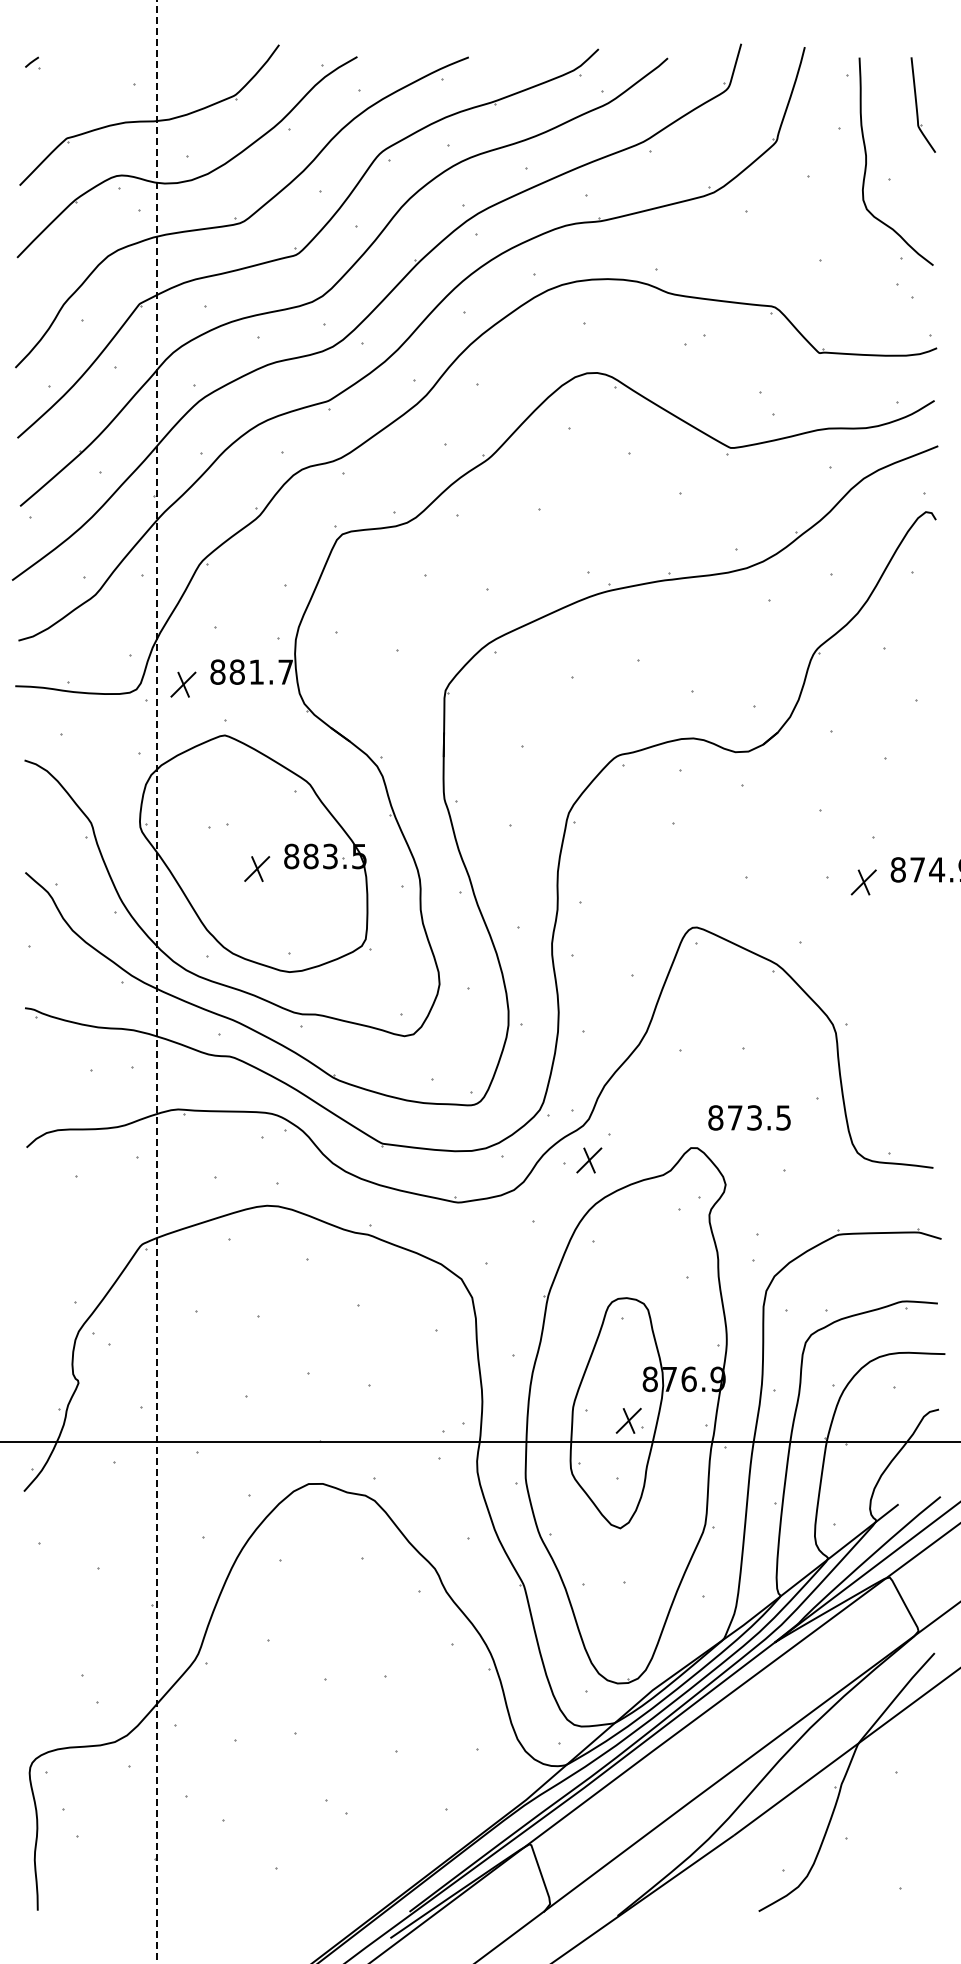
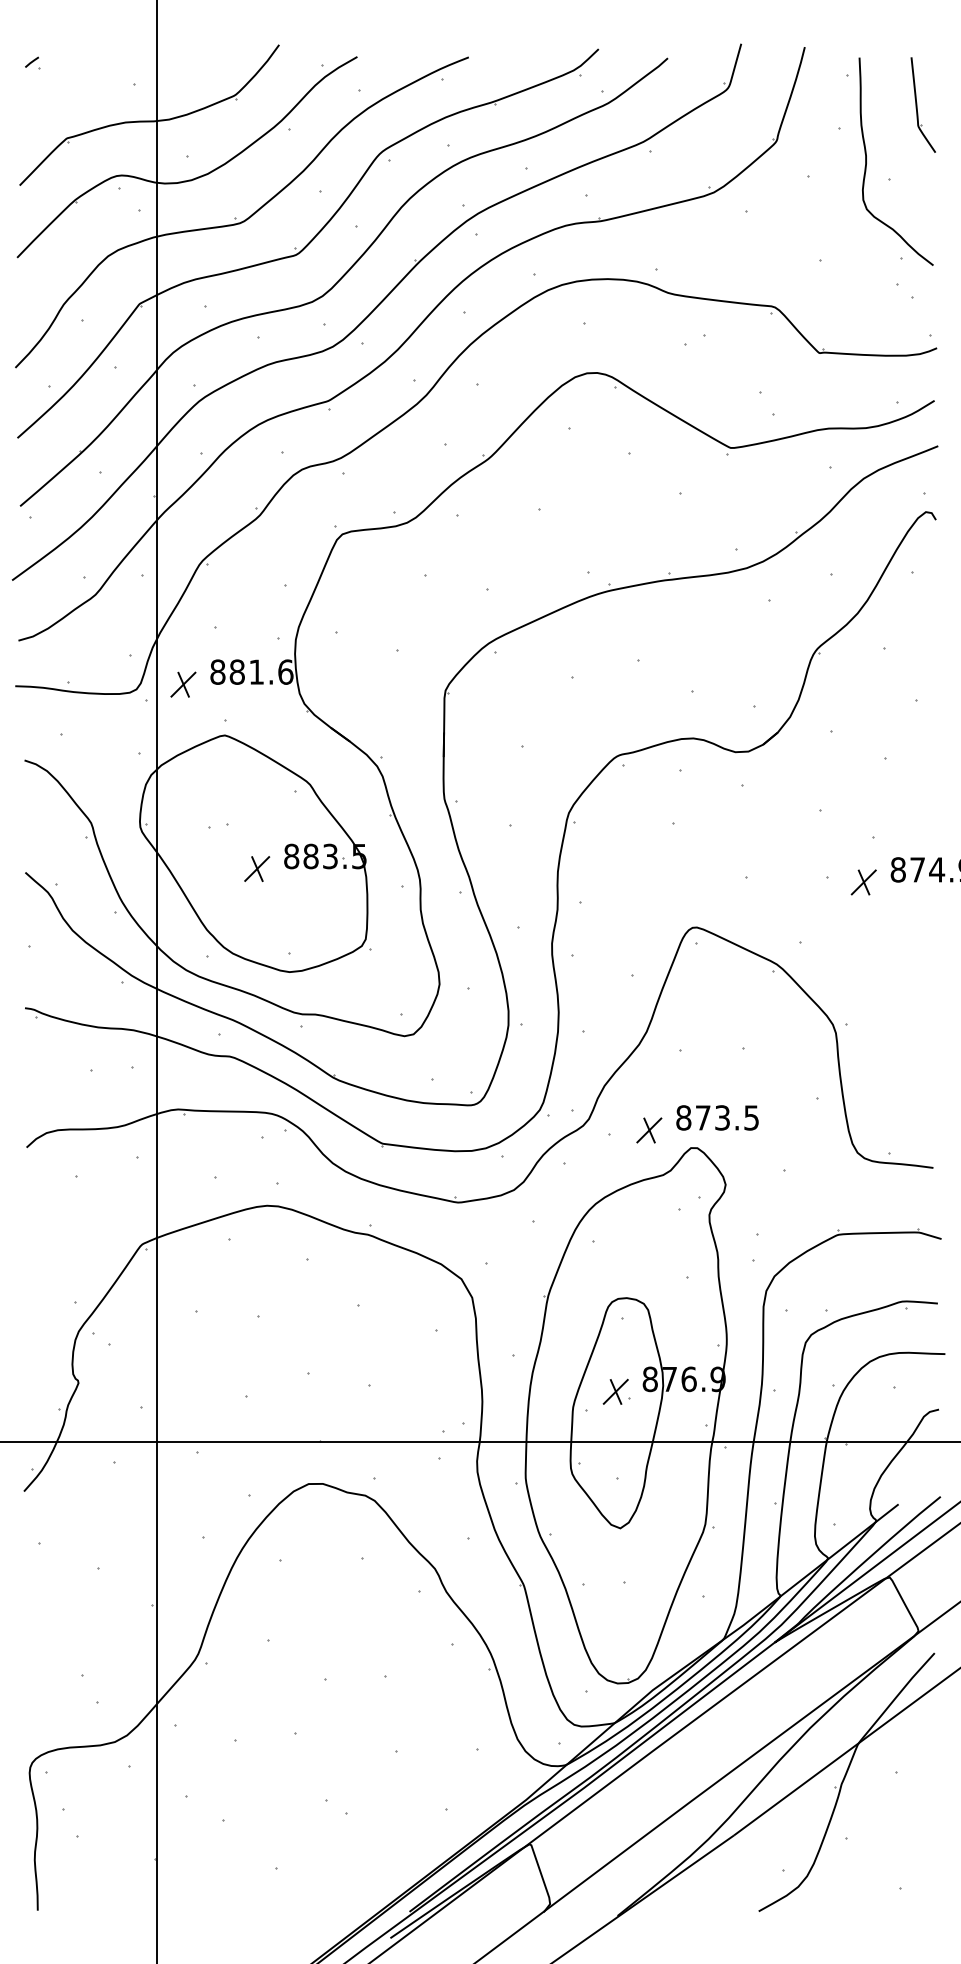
text: 881.7 -> 881.6 (285, 671)
line: dashed -> solid (156, 982)
text position: (749, 1117) -> (717, 1117) (717, 1117)
part position: (589, 1160) -> (649, 1130) (649, 1130)
part position: (629, 1420) -> (616, 1391) (616, 1391)
